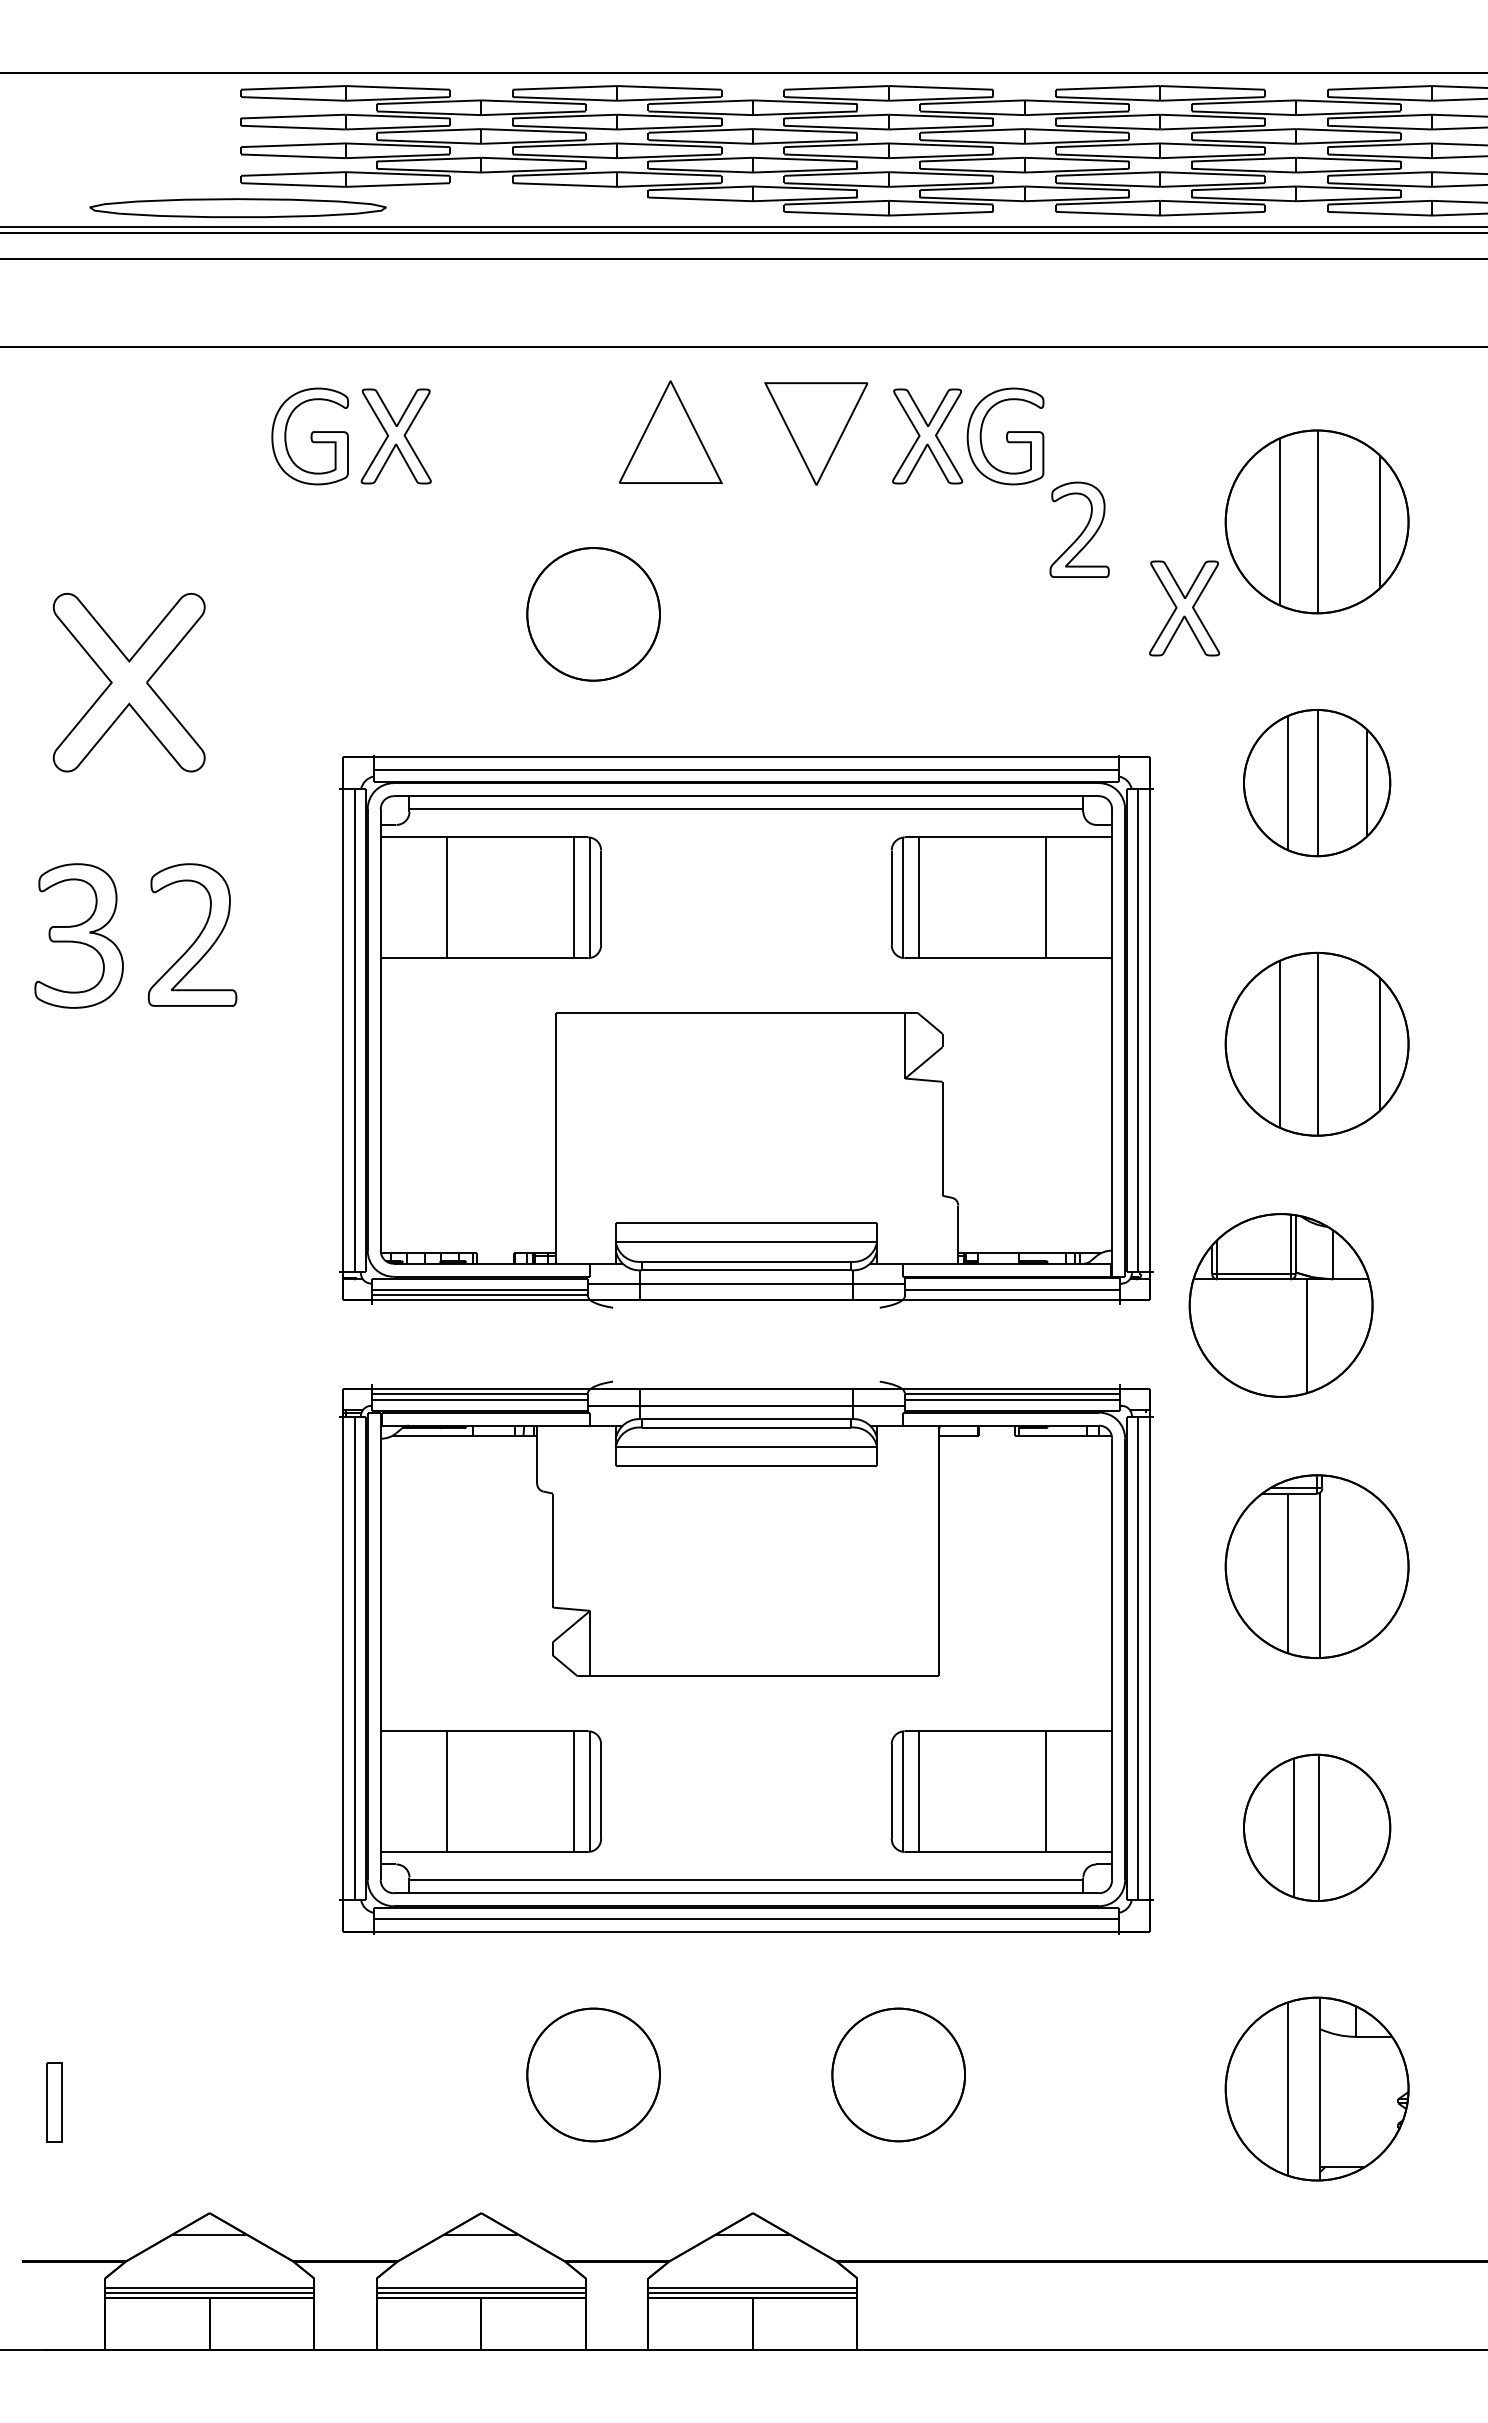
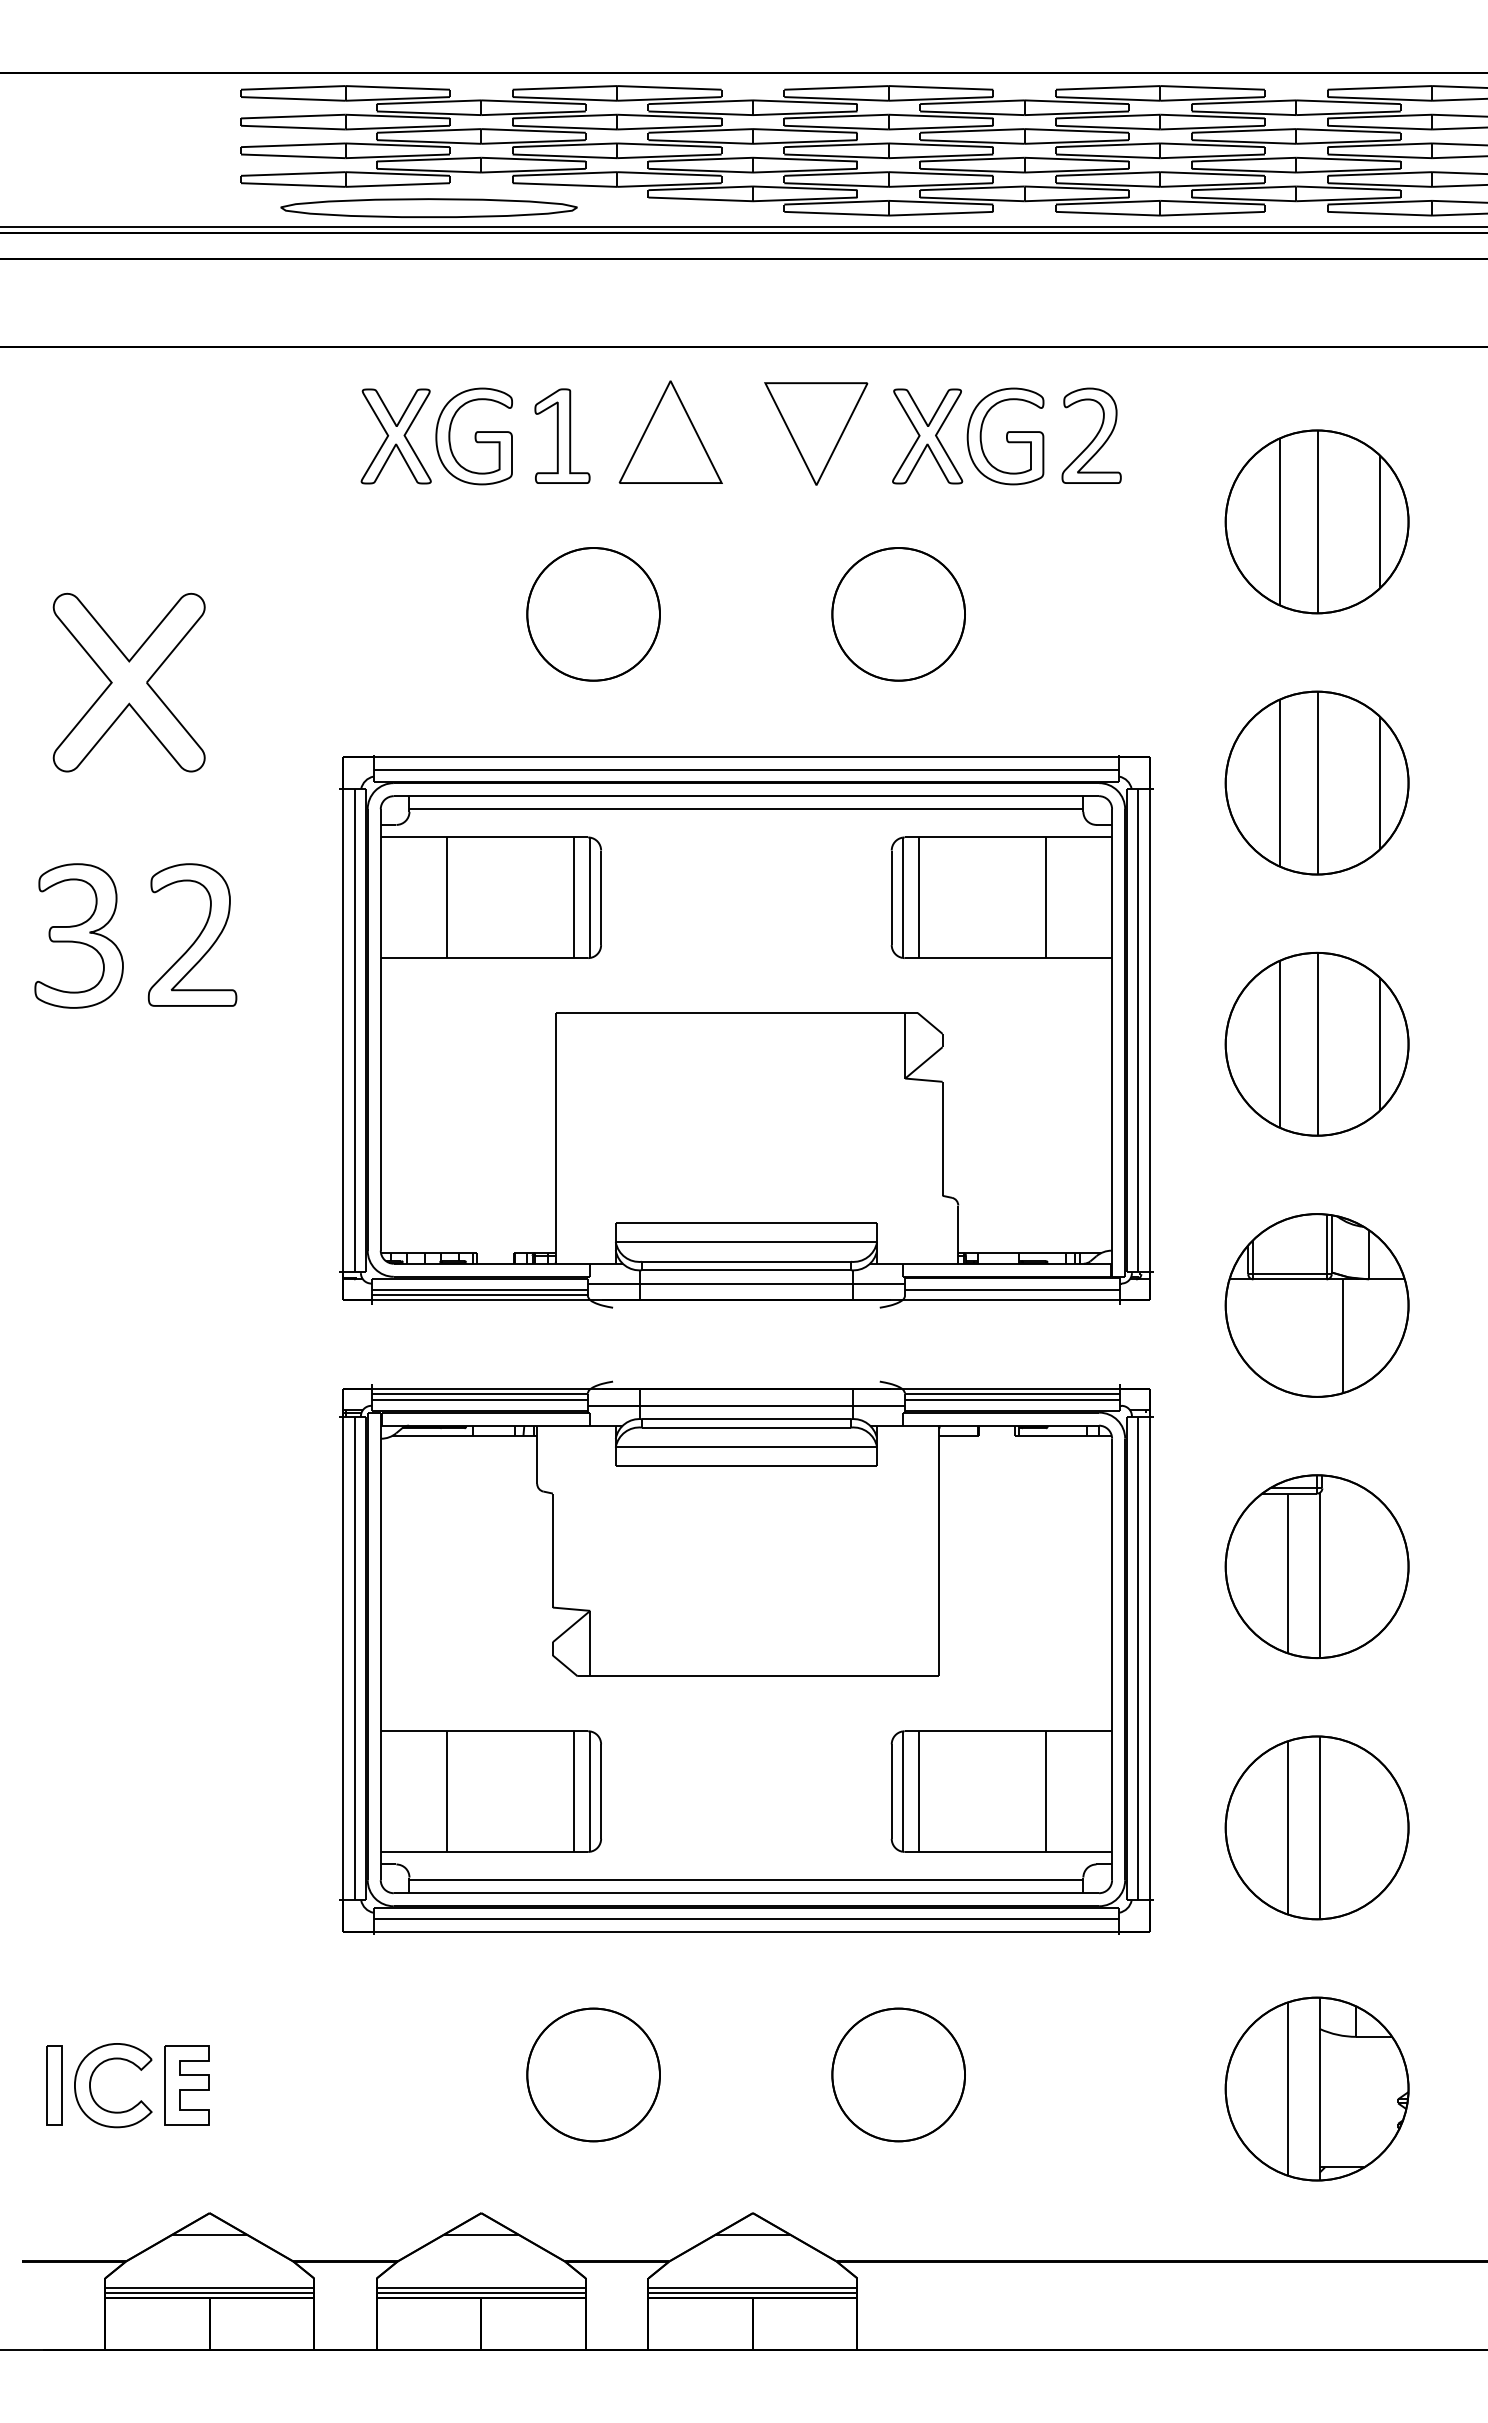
part position: (237, 207) -> (428, 207) (428, 207)
part: none -> present (562, 435)
part position: (309, 436) -> (473, 436) (473, 436)
part position: (1079, 529) -> (1091, 435) (1091, 435)
part: present -> none (1184, 608)
part: none -> present (898, 614)
part size: 149x149 px -> 186x186 px (1316, 782)
part position: (1280, 1305) -> (1316, 1305) (1316, 1305)
part size: 149x149 px -> 186x186 px (1316, 1827)
part: none -> present (186, 2085)
part: none -> present (91, 2088)
part position: (54, 2102) -> (54, 2085) (54, 2085)
